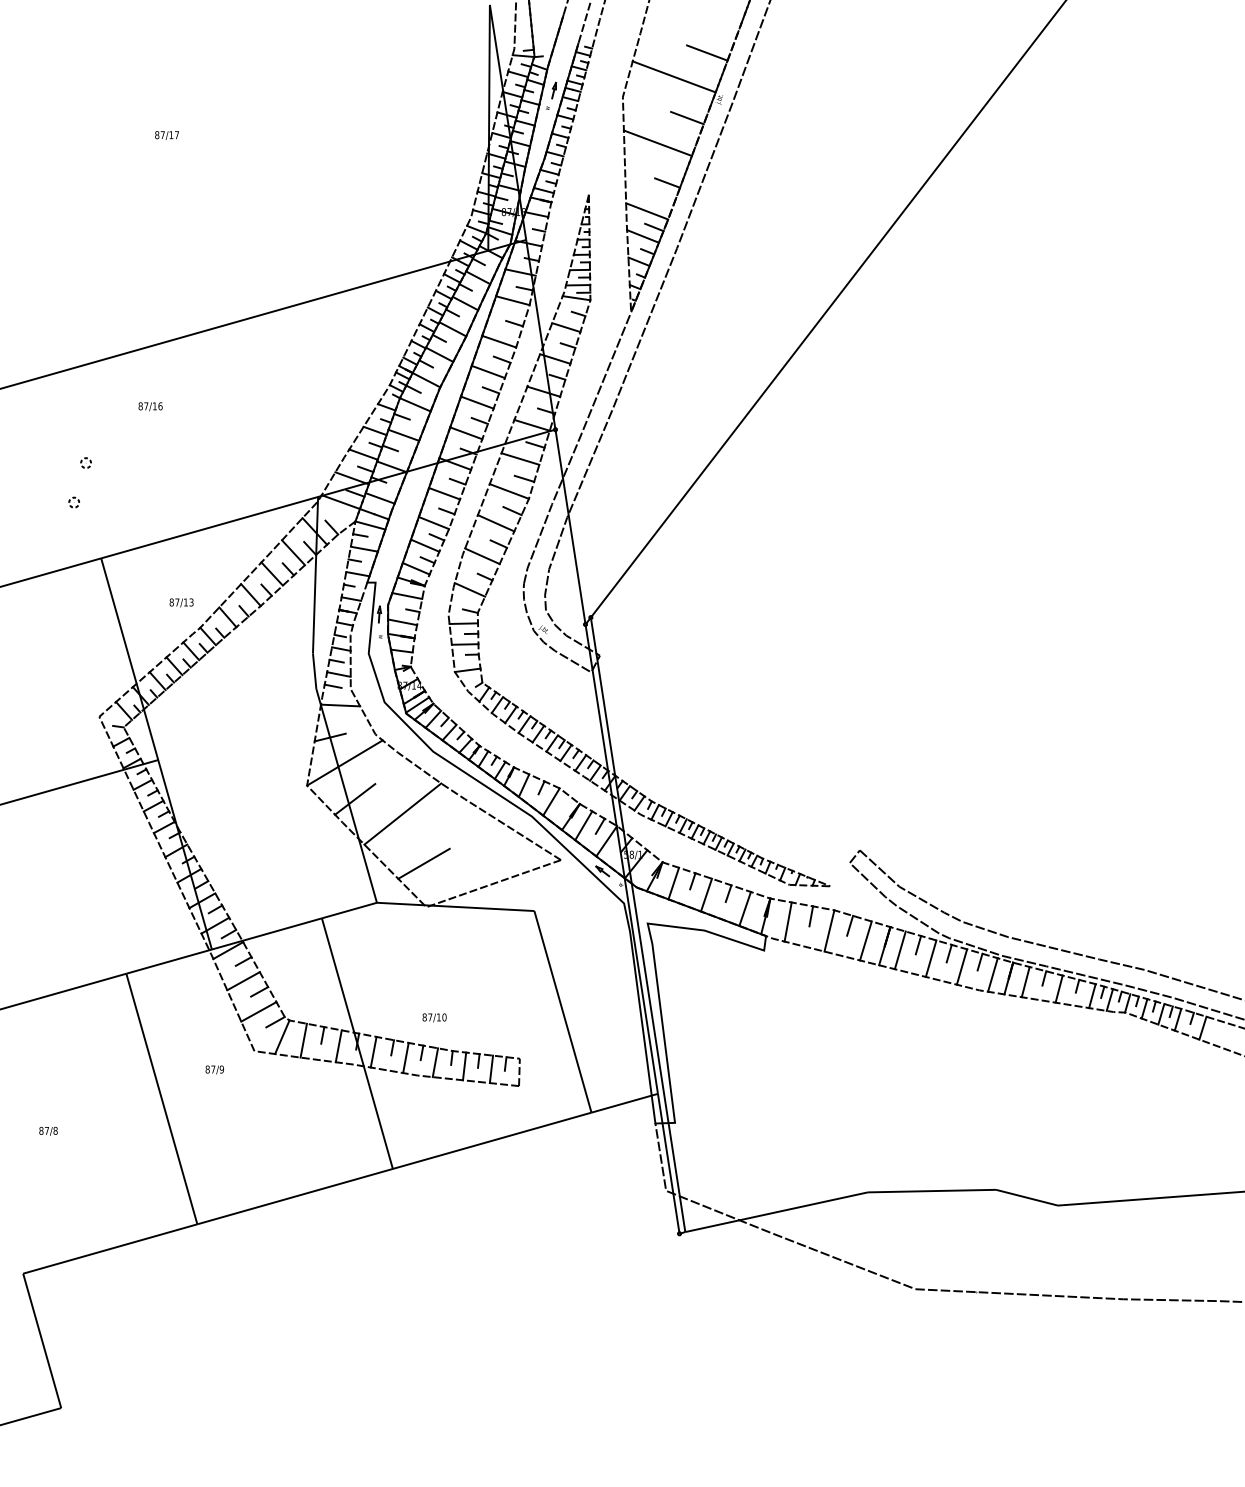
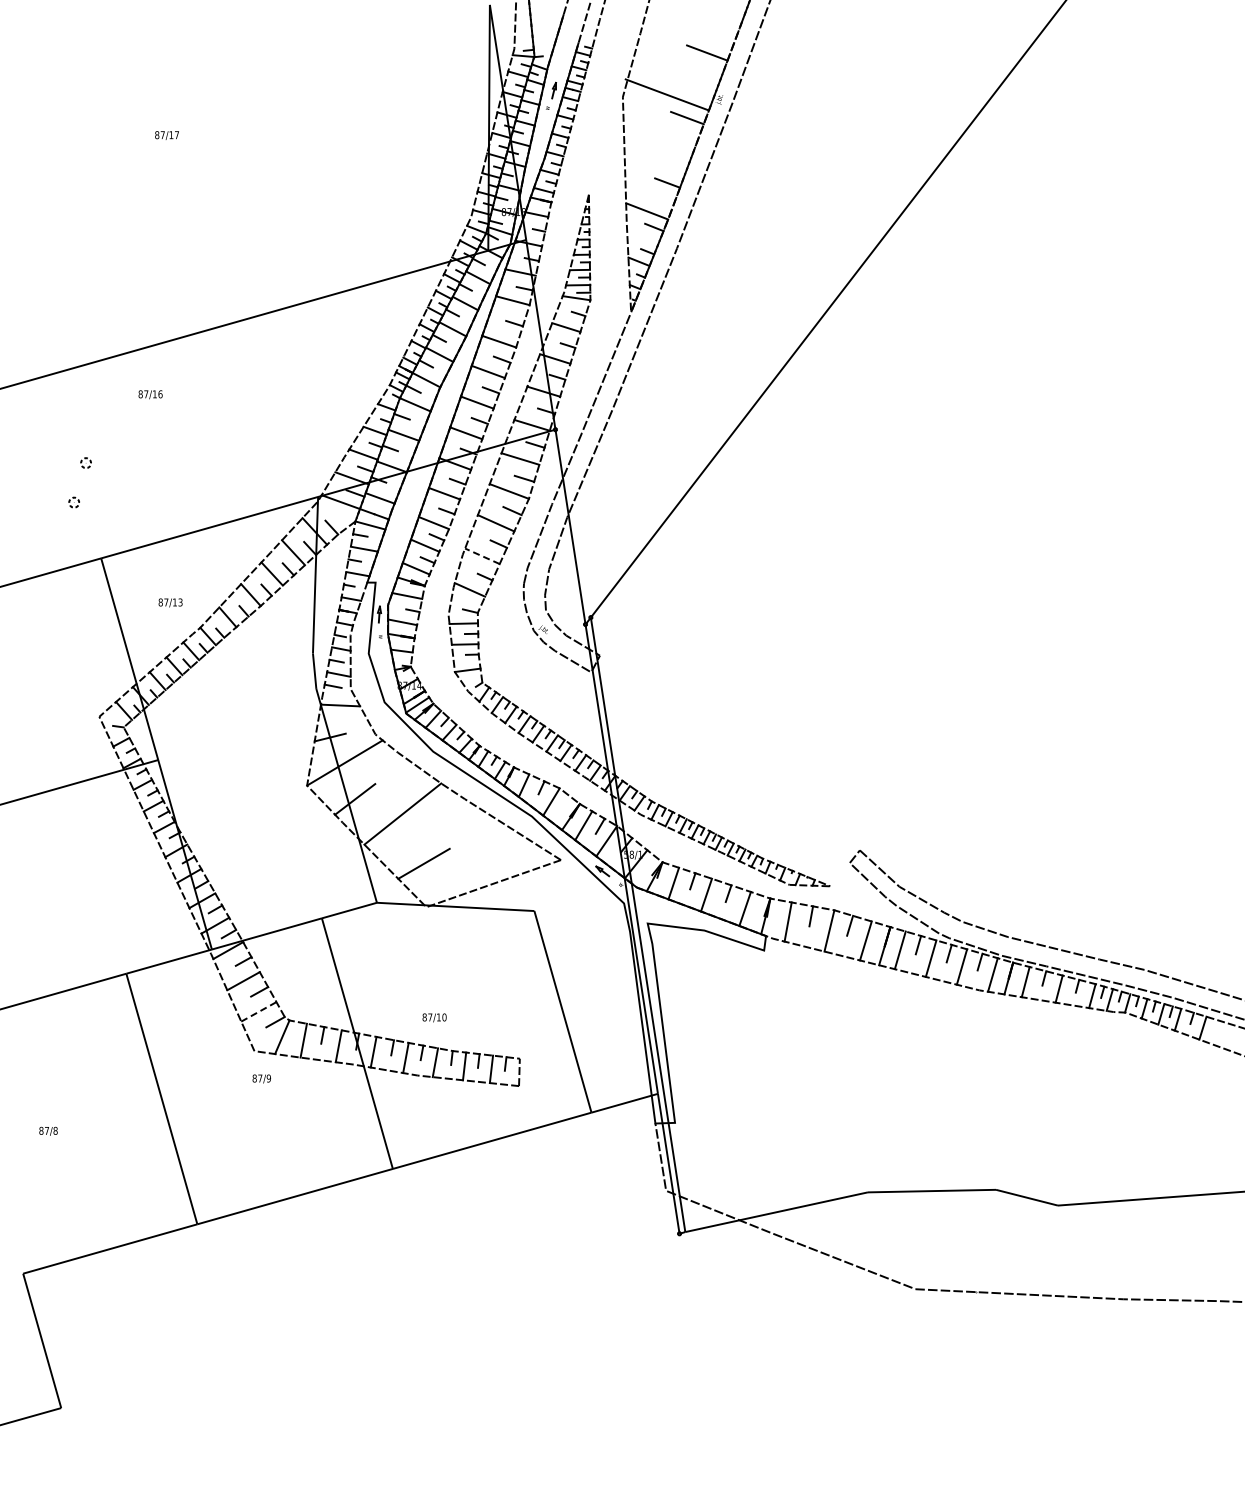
line position: (673, 76) -> (666, 94) (666, 94)
line: present -> none (657, 142)
line: present -> none (642, 236)
text position: (150, 406) -> (150, 394) (150, 394)
line: solid -> dashed (482, 556)
text position: (181, 602) -> (170, 602) (170, 602)
line: solid -> dashed (259, 1011)
text position: (214, 1069) -> (261, 1078) (261, 1078)
